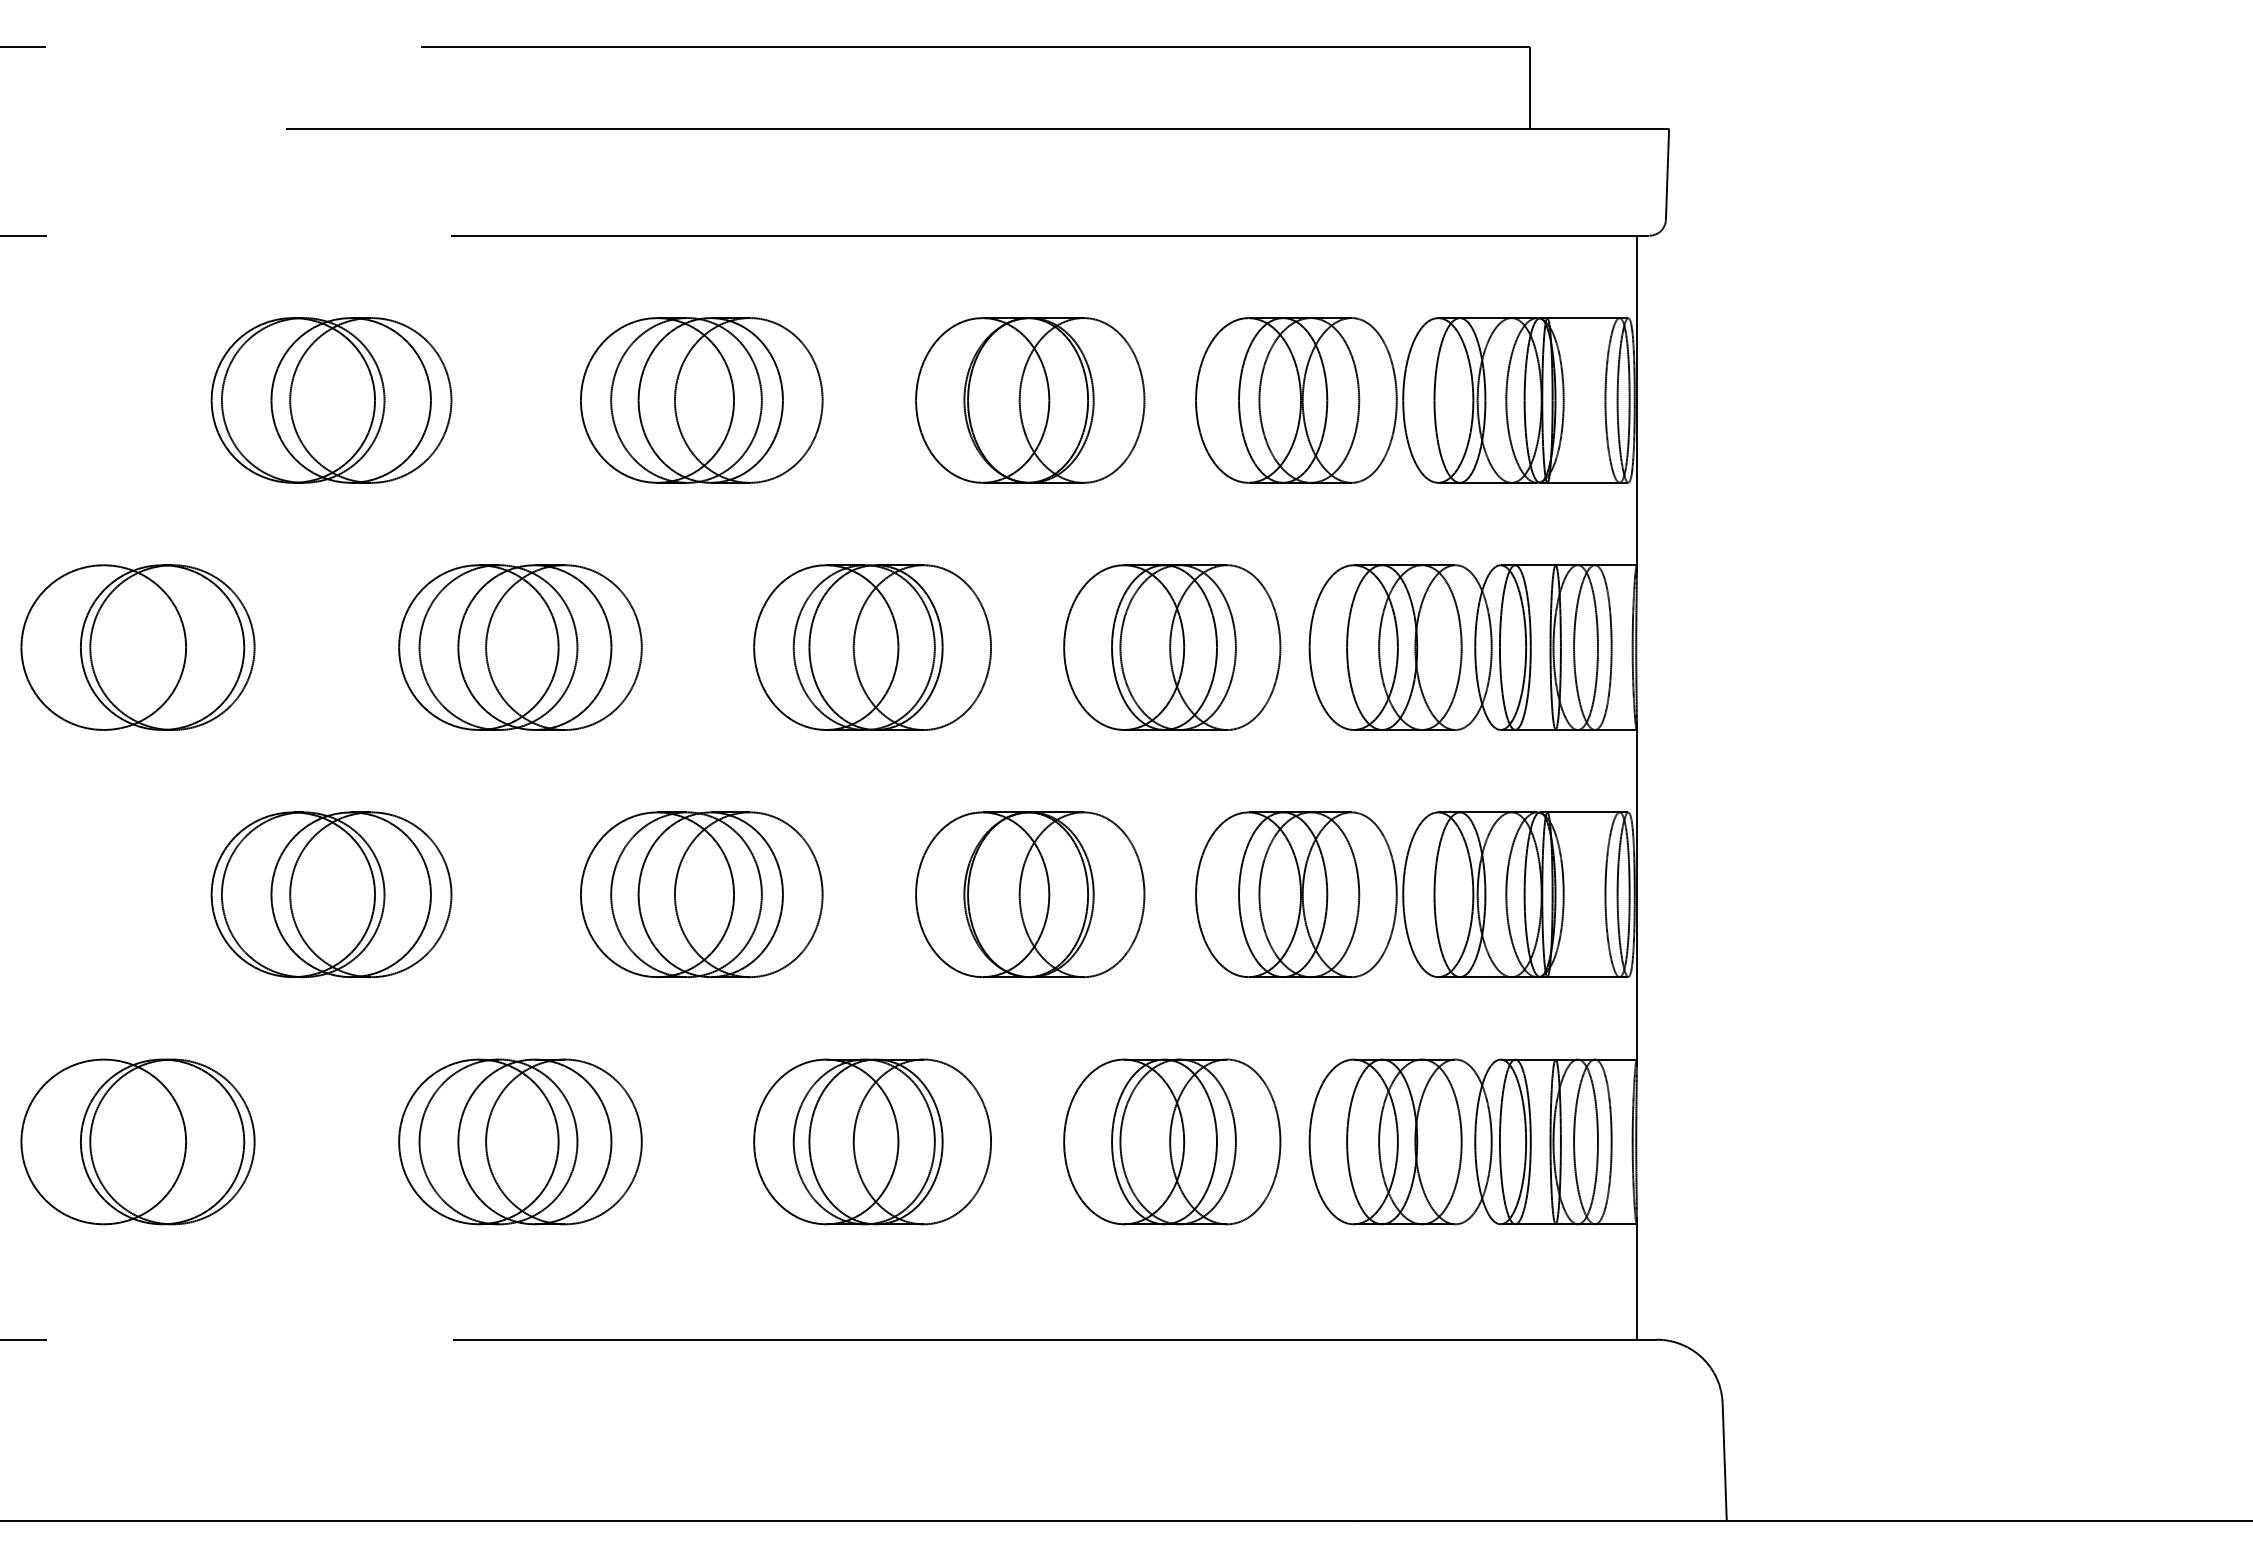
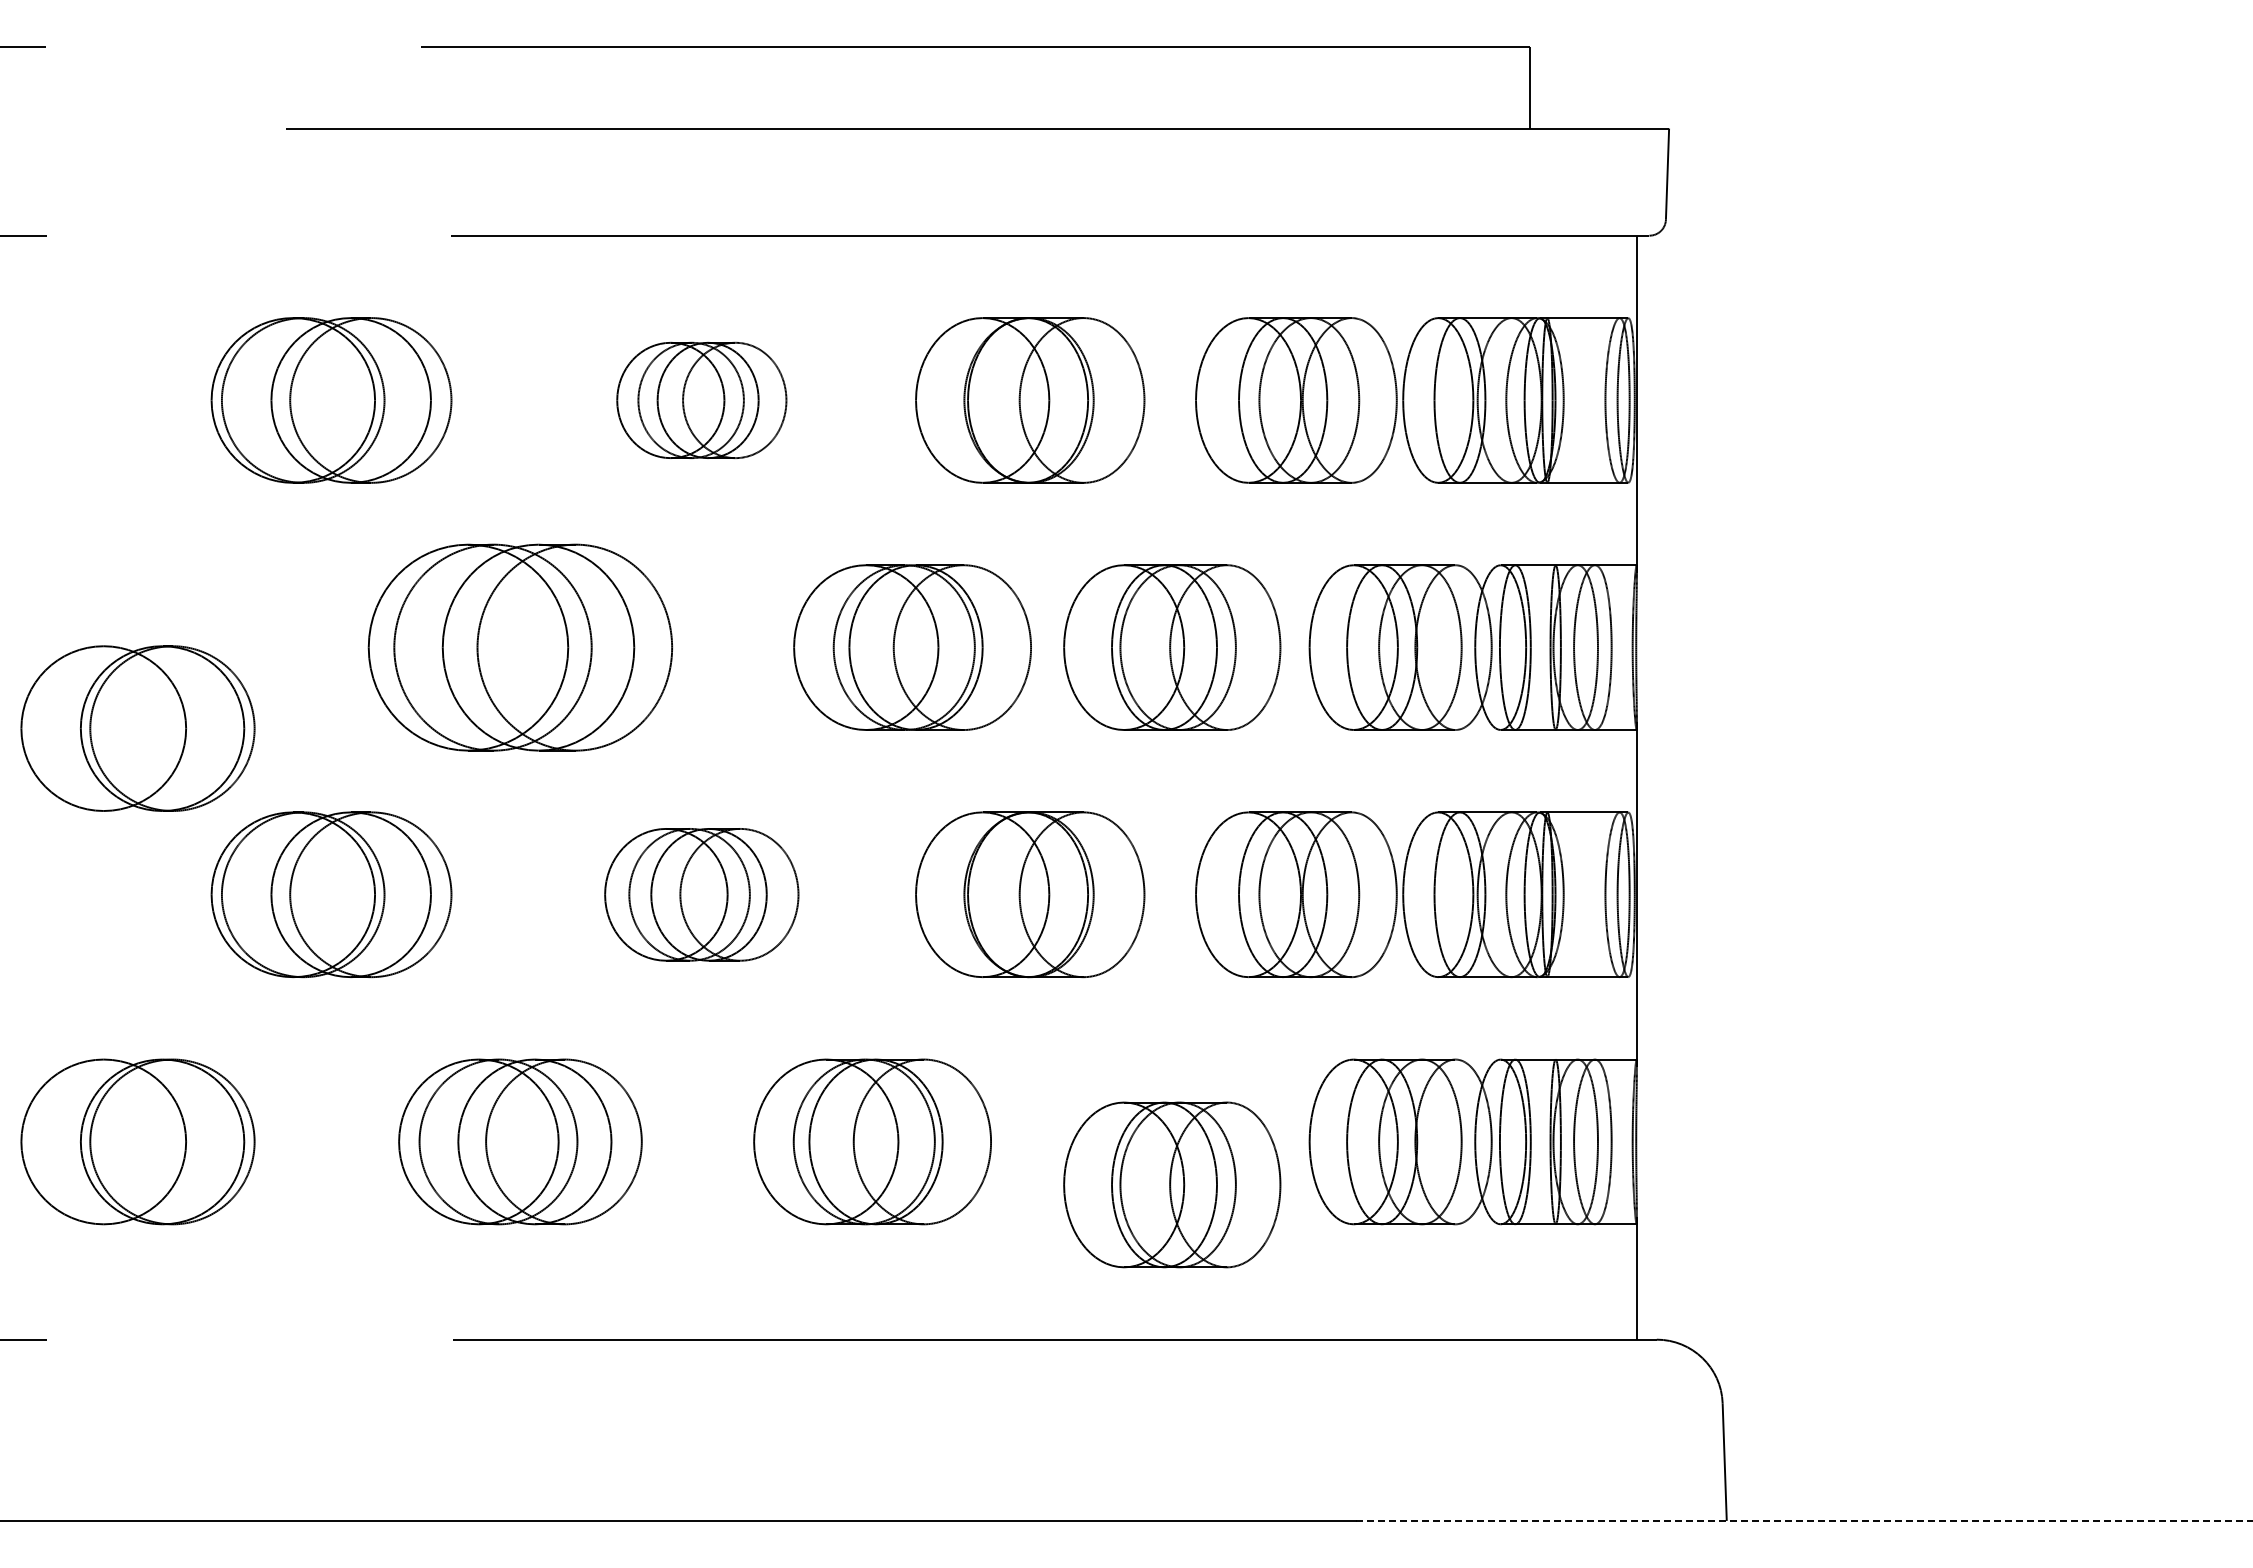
part size: 244x167 px -> 172x118 px (701, 399)
part position: (137, 647) -> (137, 728) (137, 728)
part size: 245x167 px -> 306x209 px (519, 647)
part position: (872, 647) -> (912, 647) (912, 647)
part size: 244x168 px -> 196x134 px (701, 894)
part position: (1172, 1141) -> (1172, 1184) (1172, 1184)
line: solid -> dashed (1804, 1520)
